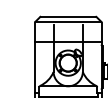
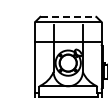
line: solid -> dashed (68, 16)
